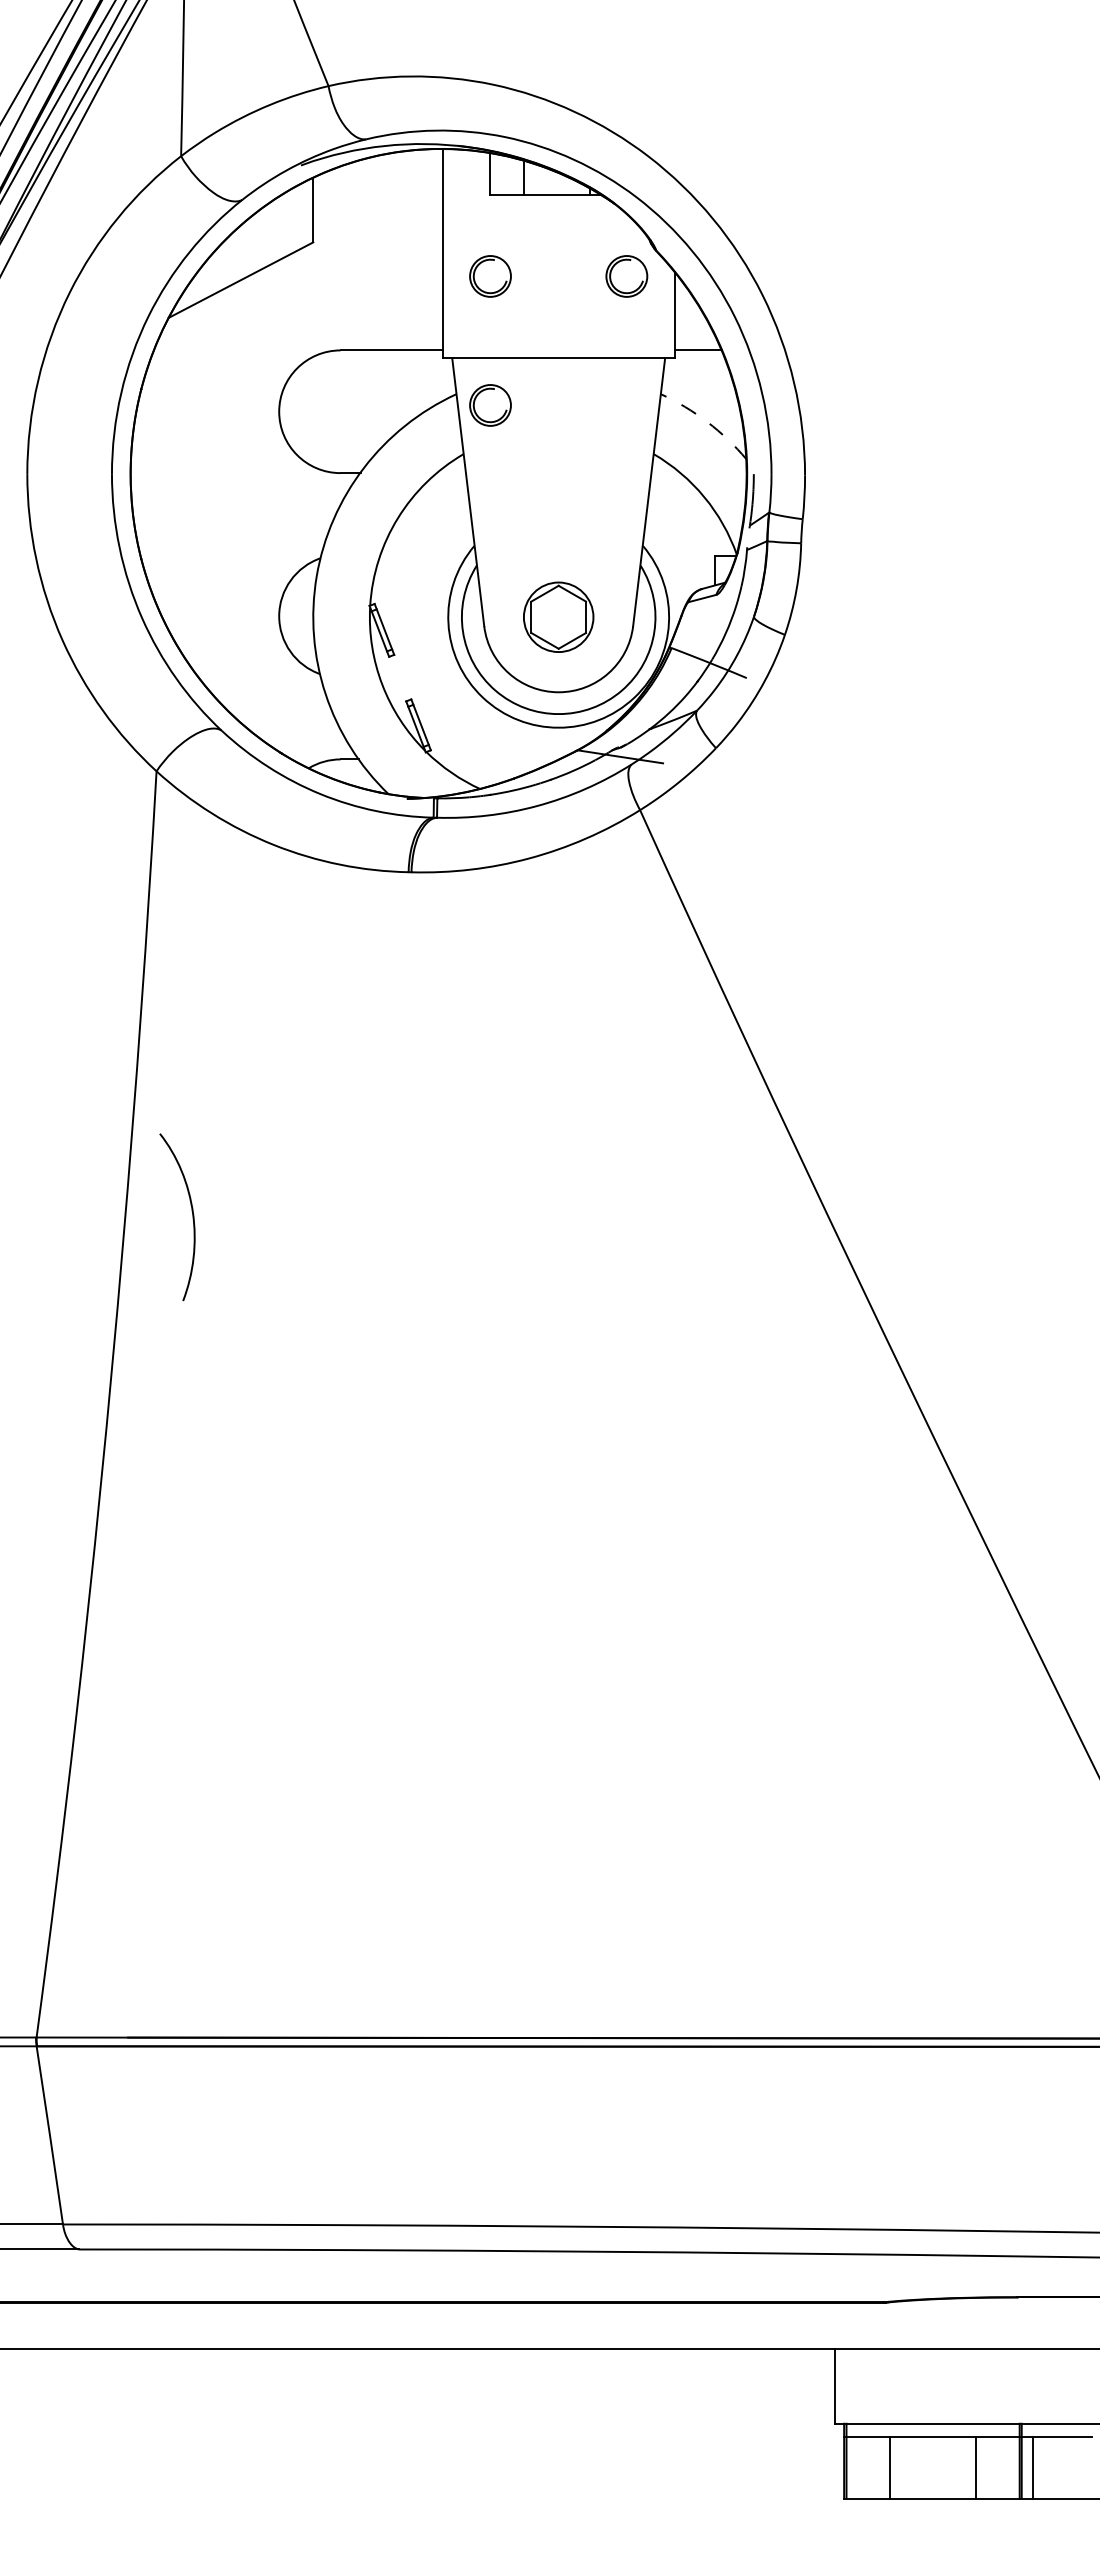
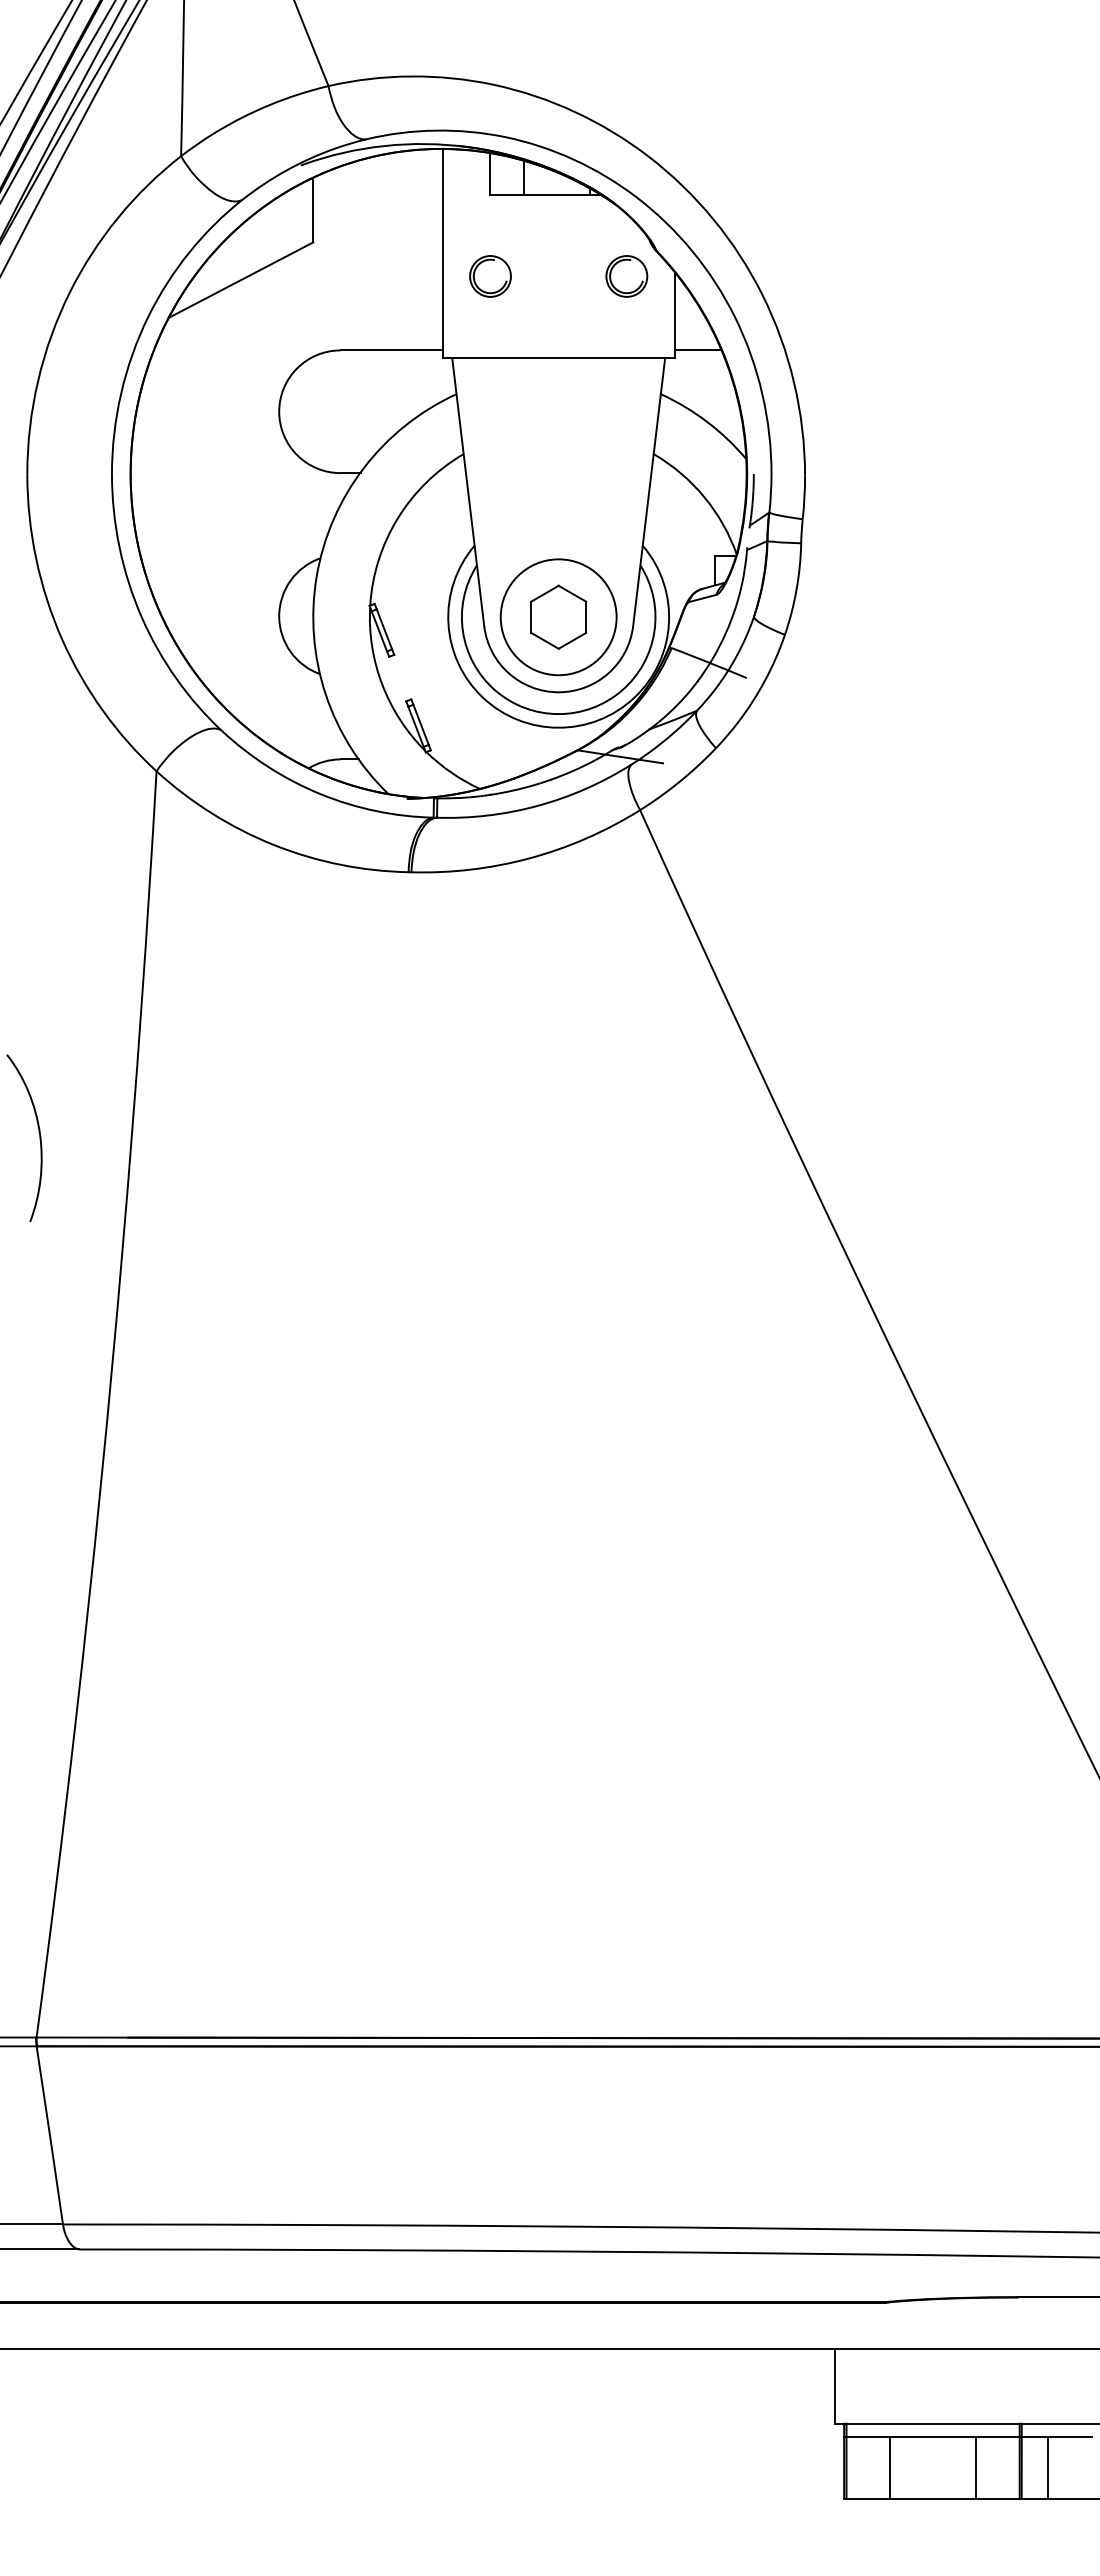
part: present -> none (490, 405)
arc: dashed -> solid (707, 422)
circle diameter: 70 px -> 116 px (558, 617)
curve position: (192, 1217) -> (39, 1138) (39, 1138)
line position: (1033, 2467) -> (1048, 2467) (1048, 2467)
